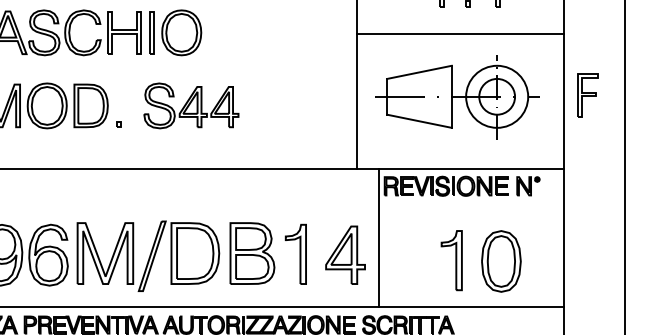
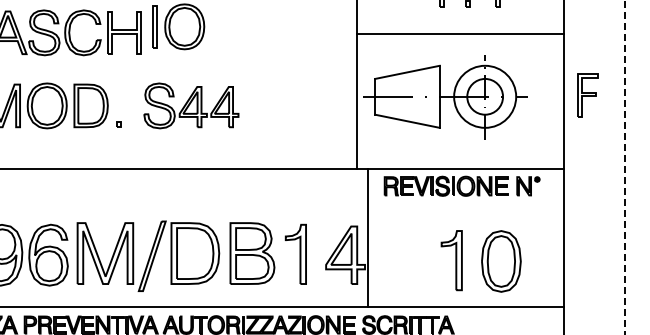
part position: (175, 32) -> (178, 26) (178, 26)
part position: (457, 97) -> (445, 97) (445, 97)
line: solid -> dashed (625, 167)
line position: (379, 237) -> (368, 237) (368, 237)
